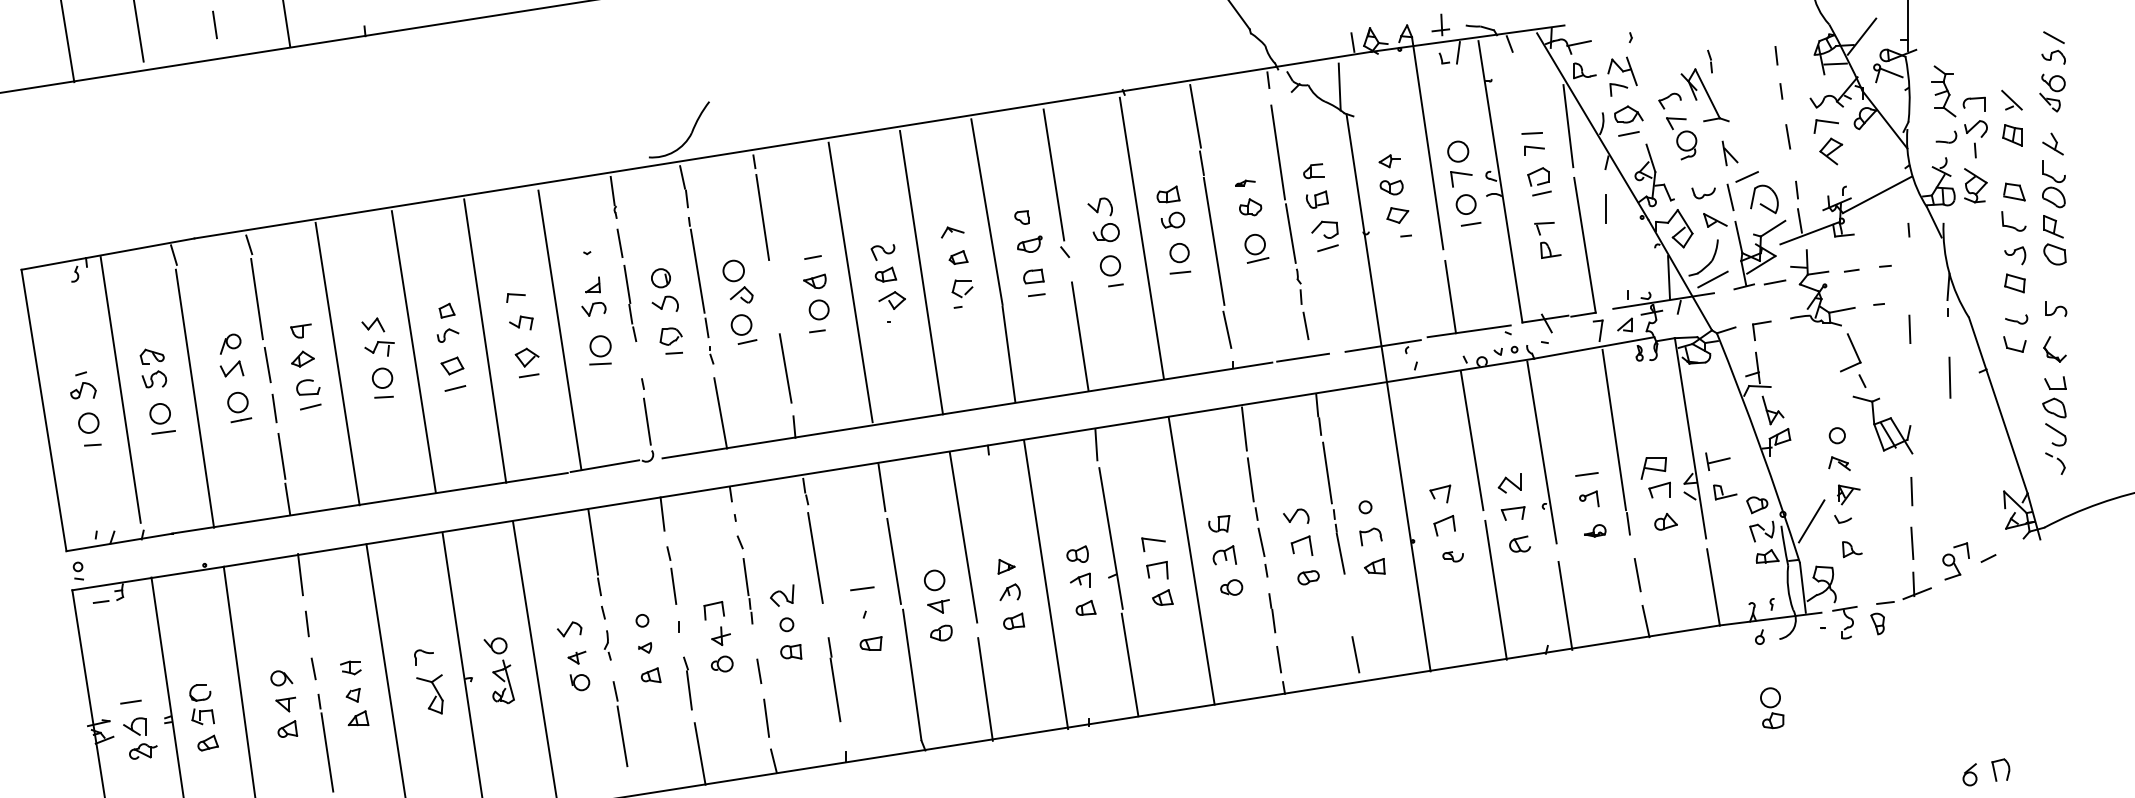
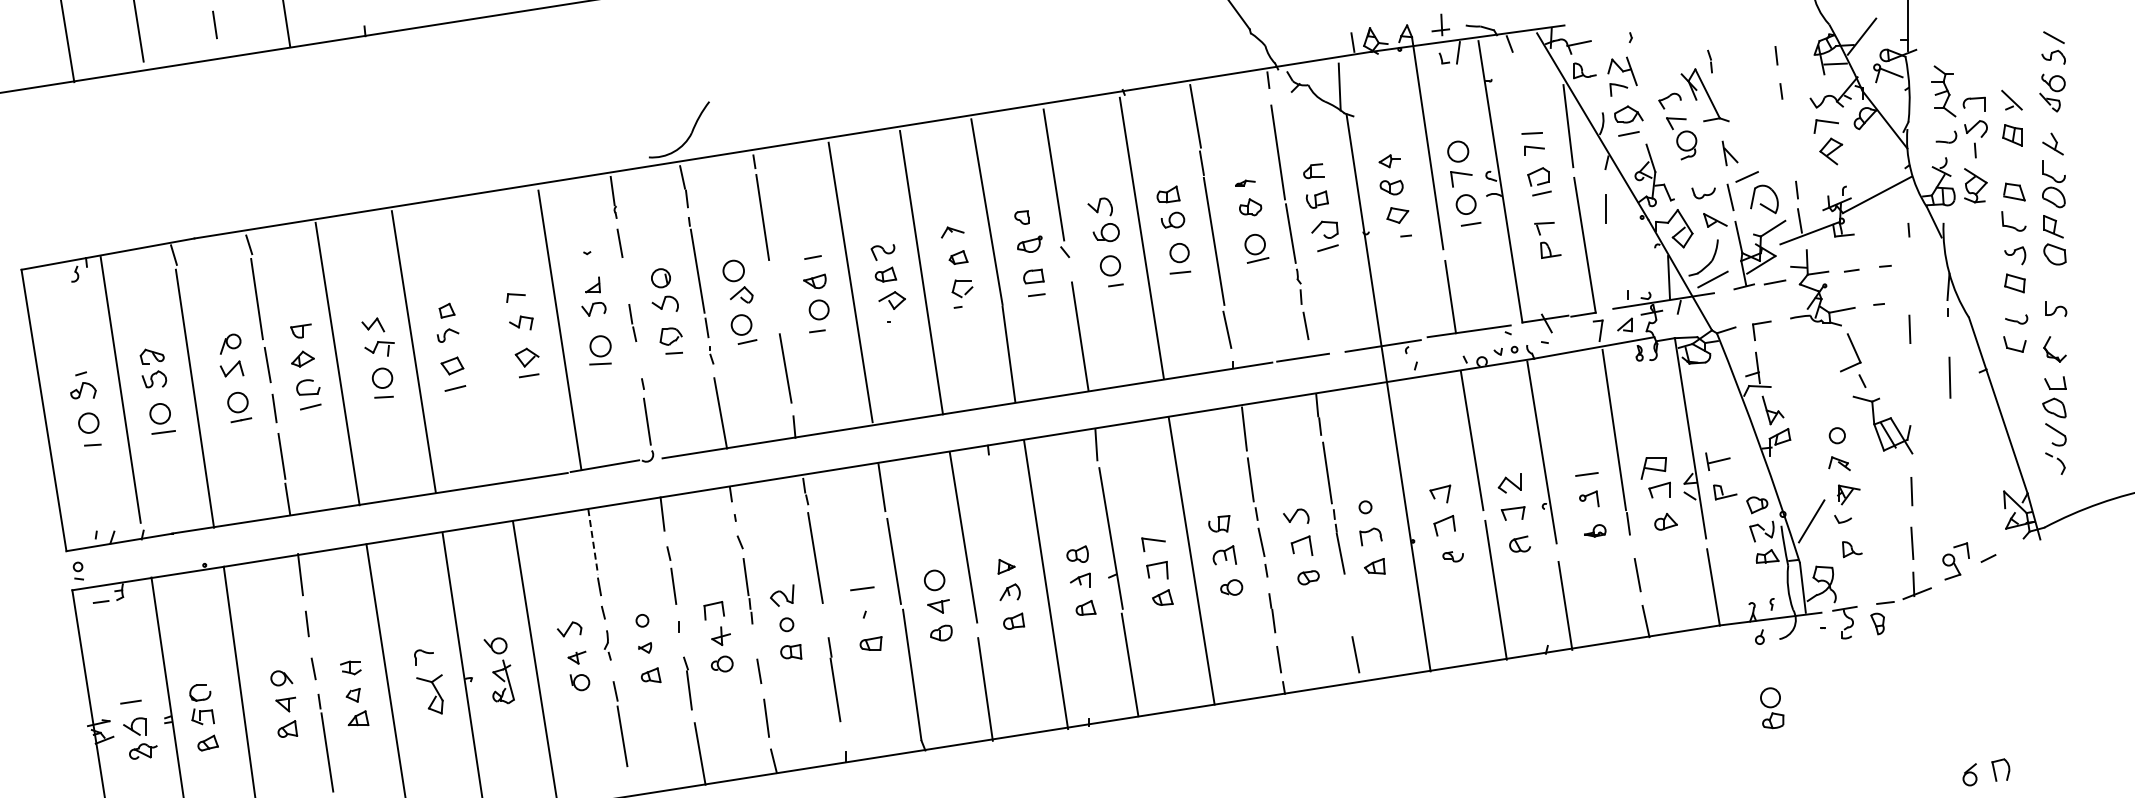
line: present -> none (1788, 136)
line: present -> none (627, 283)
line: present -> none (485, 340)
line: solid -> dashed (593, 542)
